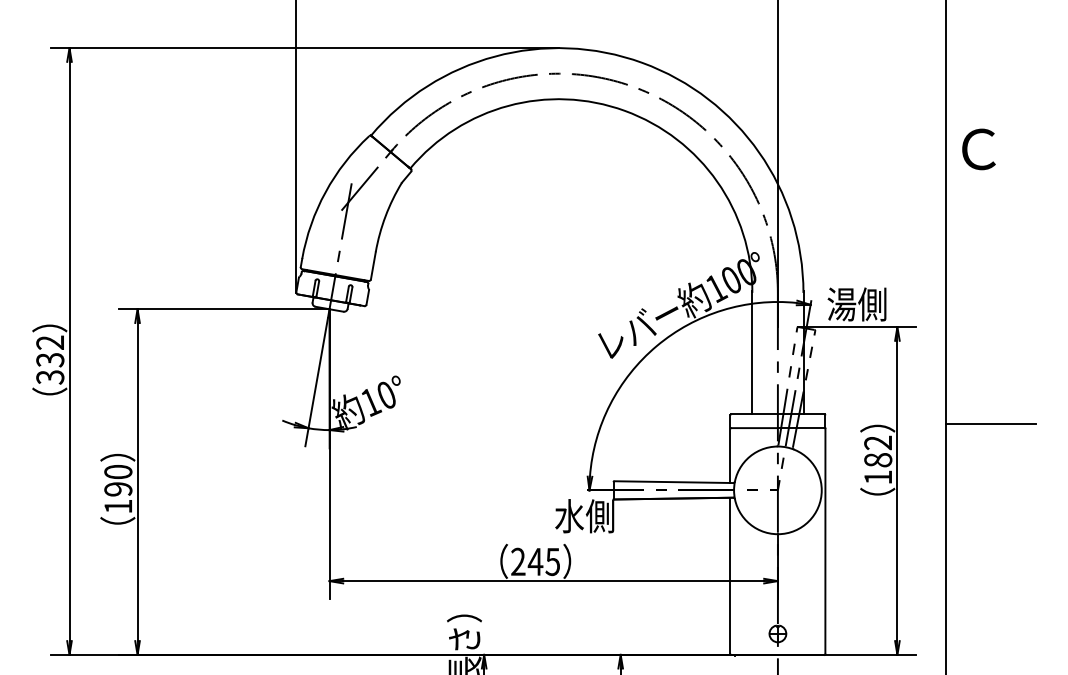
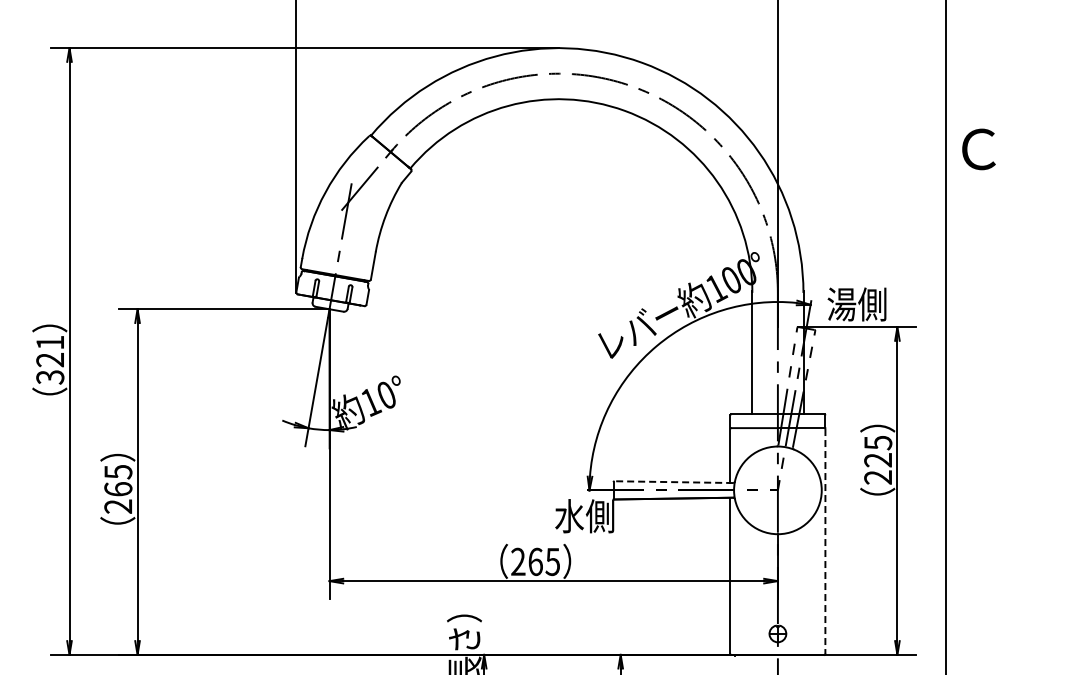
text: 332 -> 321 (50, 351)
line: present -> none (990, 423)
text: 182 -> 225 (878, 459)
line: solid -> dashed (673, 482)
text: 190 -> 265 (118, 489)
line: solid -> dashed (825, 541)
text: 245 -> 265 (535, 561)
